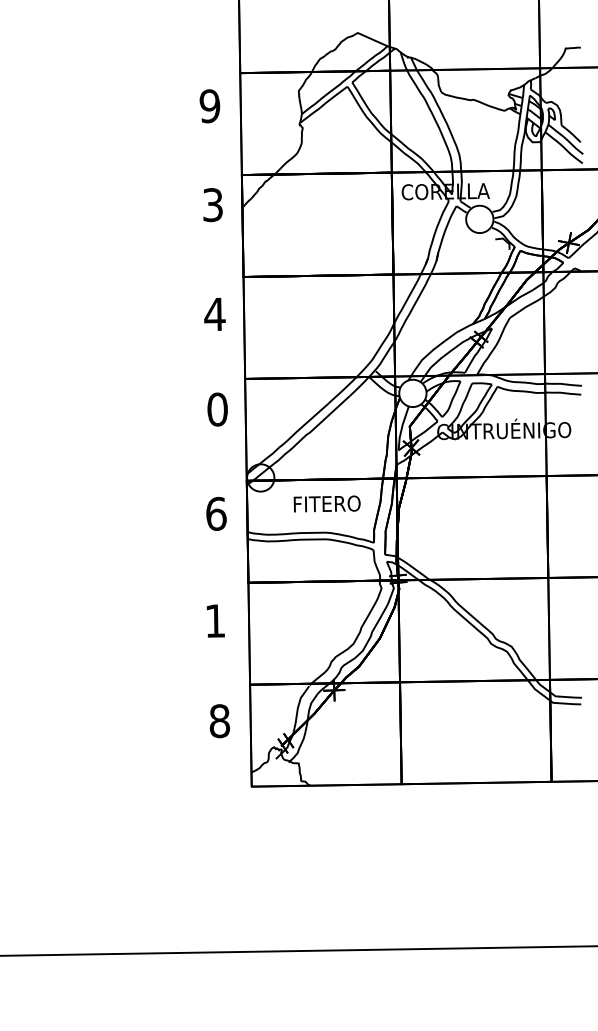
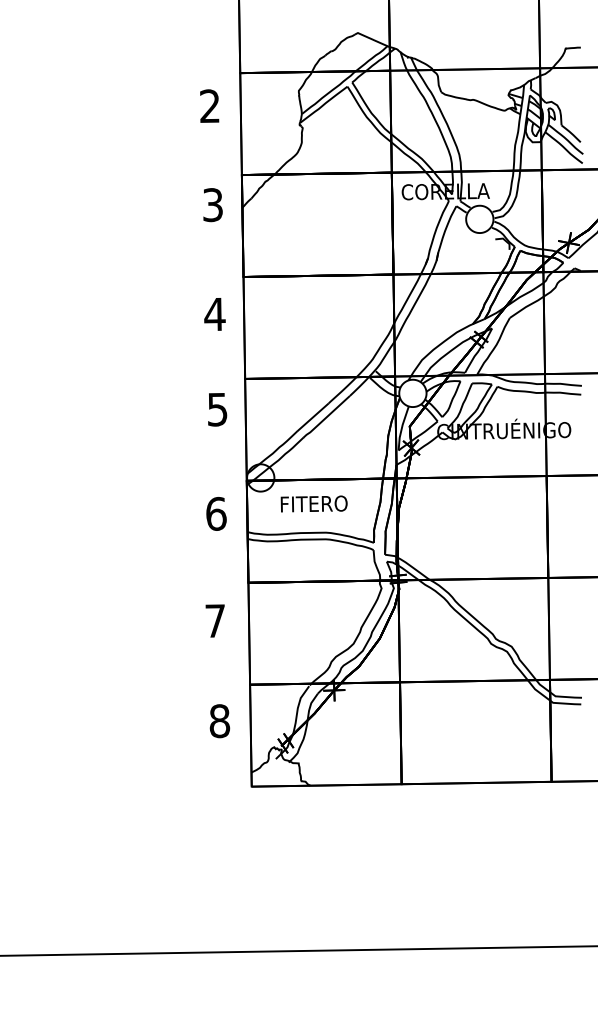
text: 9 -> 2 (209, 106)
text: 0 -> 5 (217, 409)
text position: (326, 503) -> (313, 503) (313, 503)
text: 1 -> 7 (214, 620)
